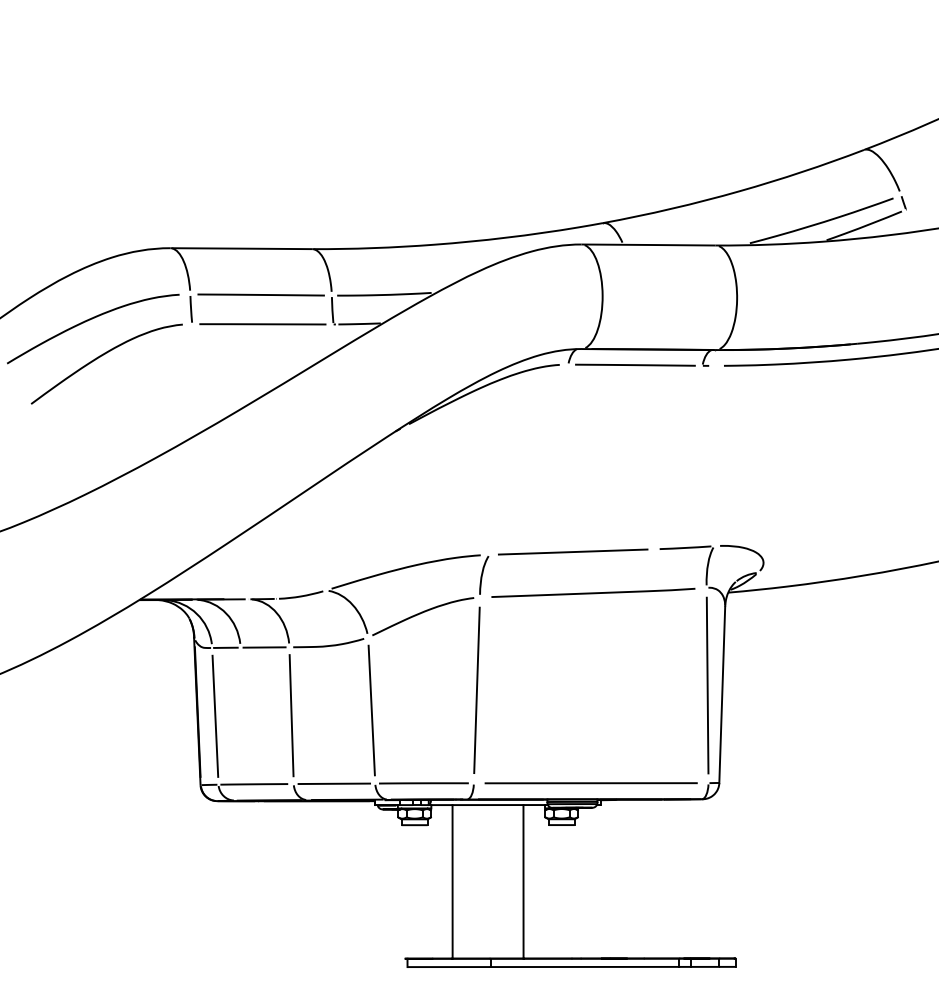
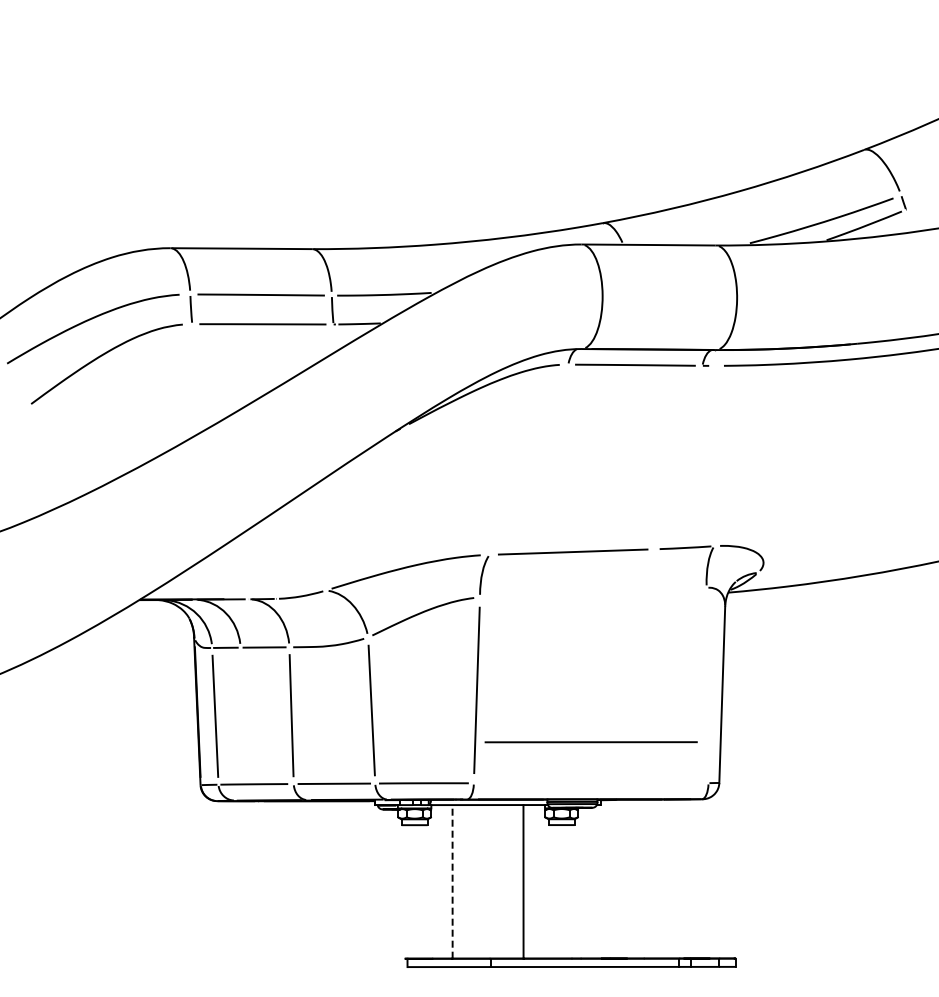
line: present -> none (593, 592)
line: present -> none (707, 685)
line position: (590, 783) -> (590, 742) (590, 742)
line: solid -> dashed (452, 881)
